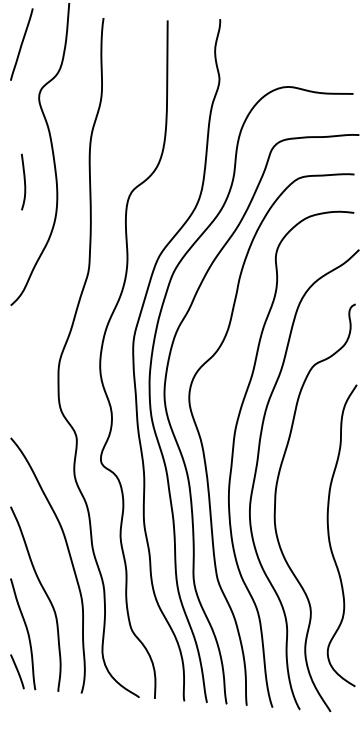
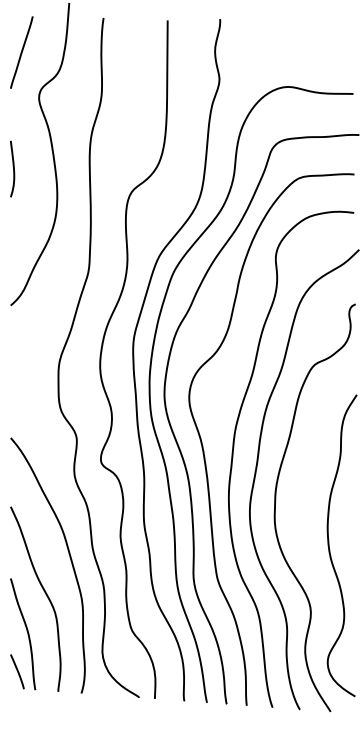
line position: (21, 44) -> (21, 52) (21, 52)
curve position: (24, 181) -> (13, 168) (13, 168)
curve position: (330, 539) -> (330, 549) (330, 549)
